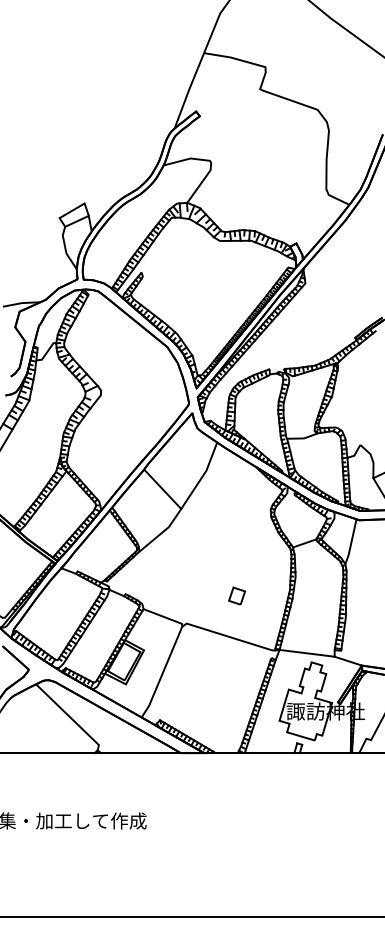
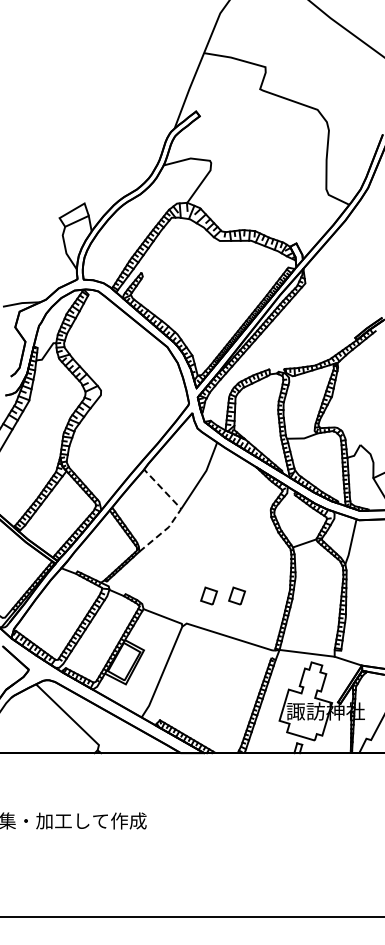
line: solid -> dashed (179, 511)
part: none -> present (208, 595)
